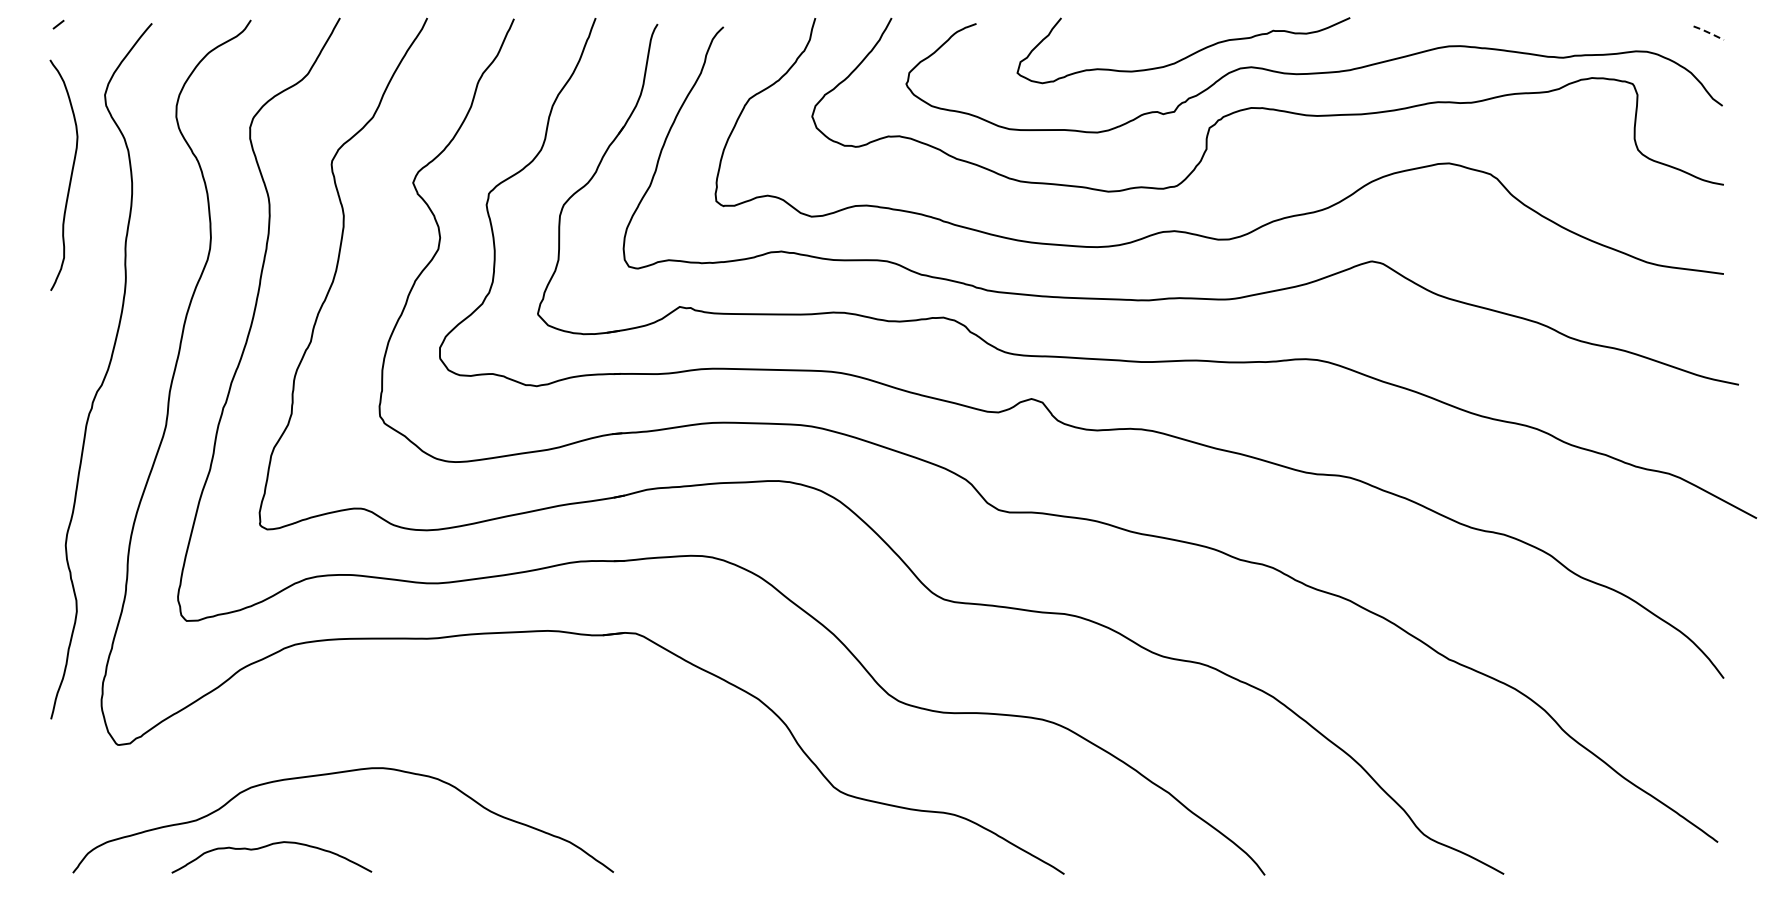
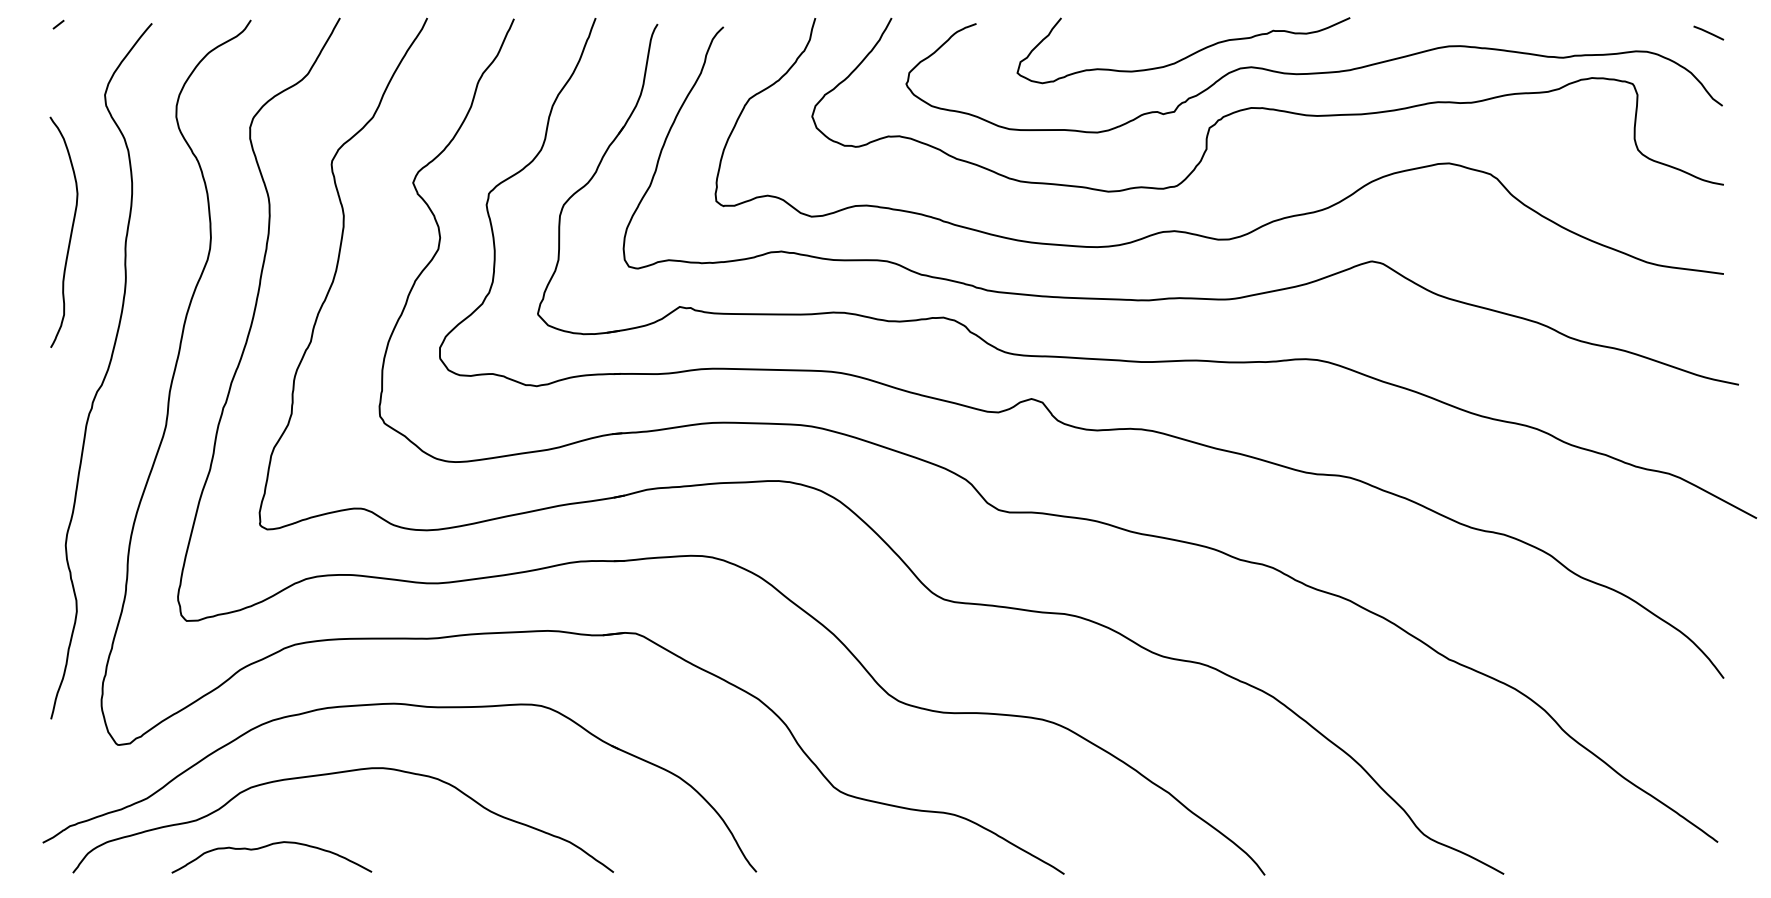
line: dashed -> solid (1709, 33)
curve position: (70, 174) -> (70, 231) (70, 231)
part: none -> present (412, 706)
